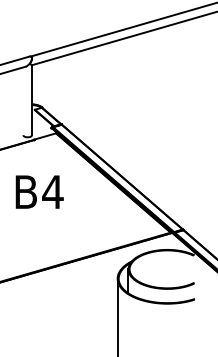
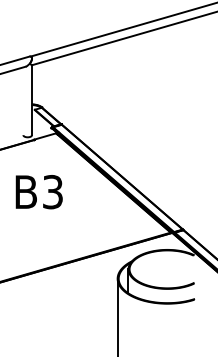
text: B4 -> B3 (52, 192)
